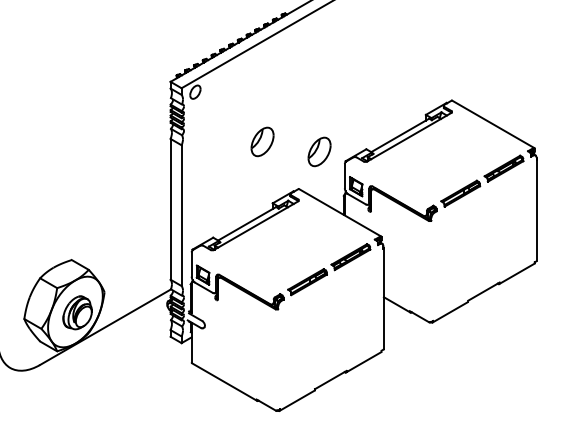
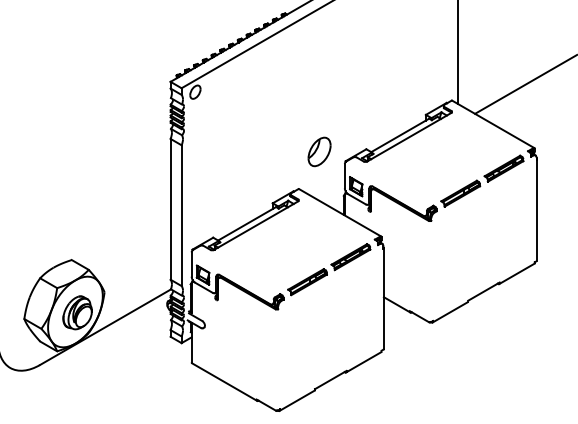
line: none -> present (457, 52)
line: none -> present (524, 84)
part: present -> none (262, 141)
